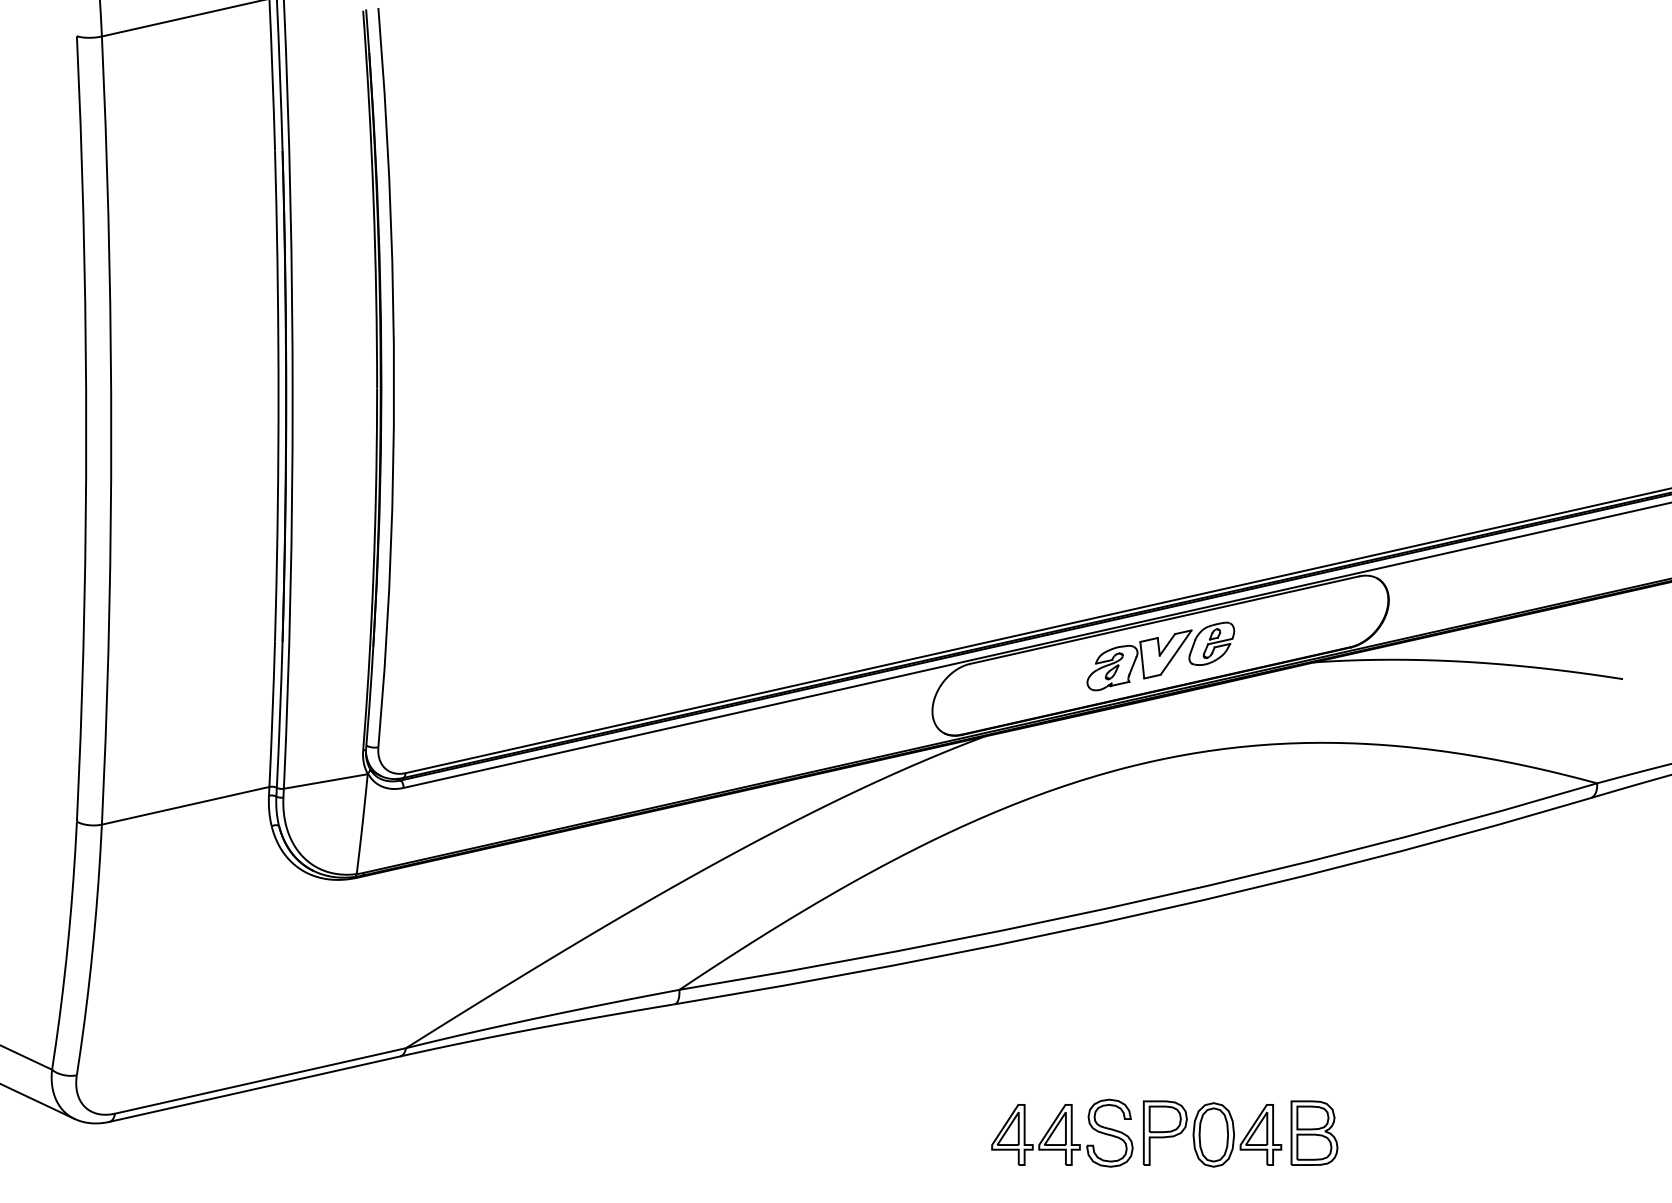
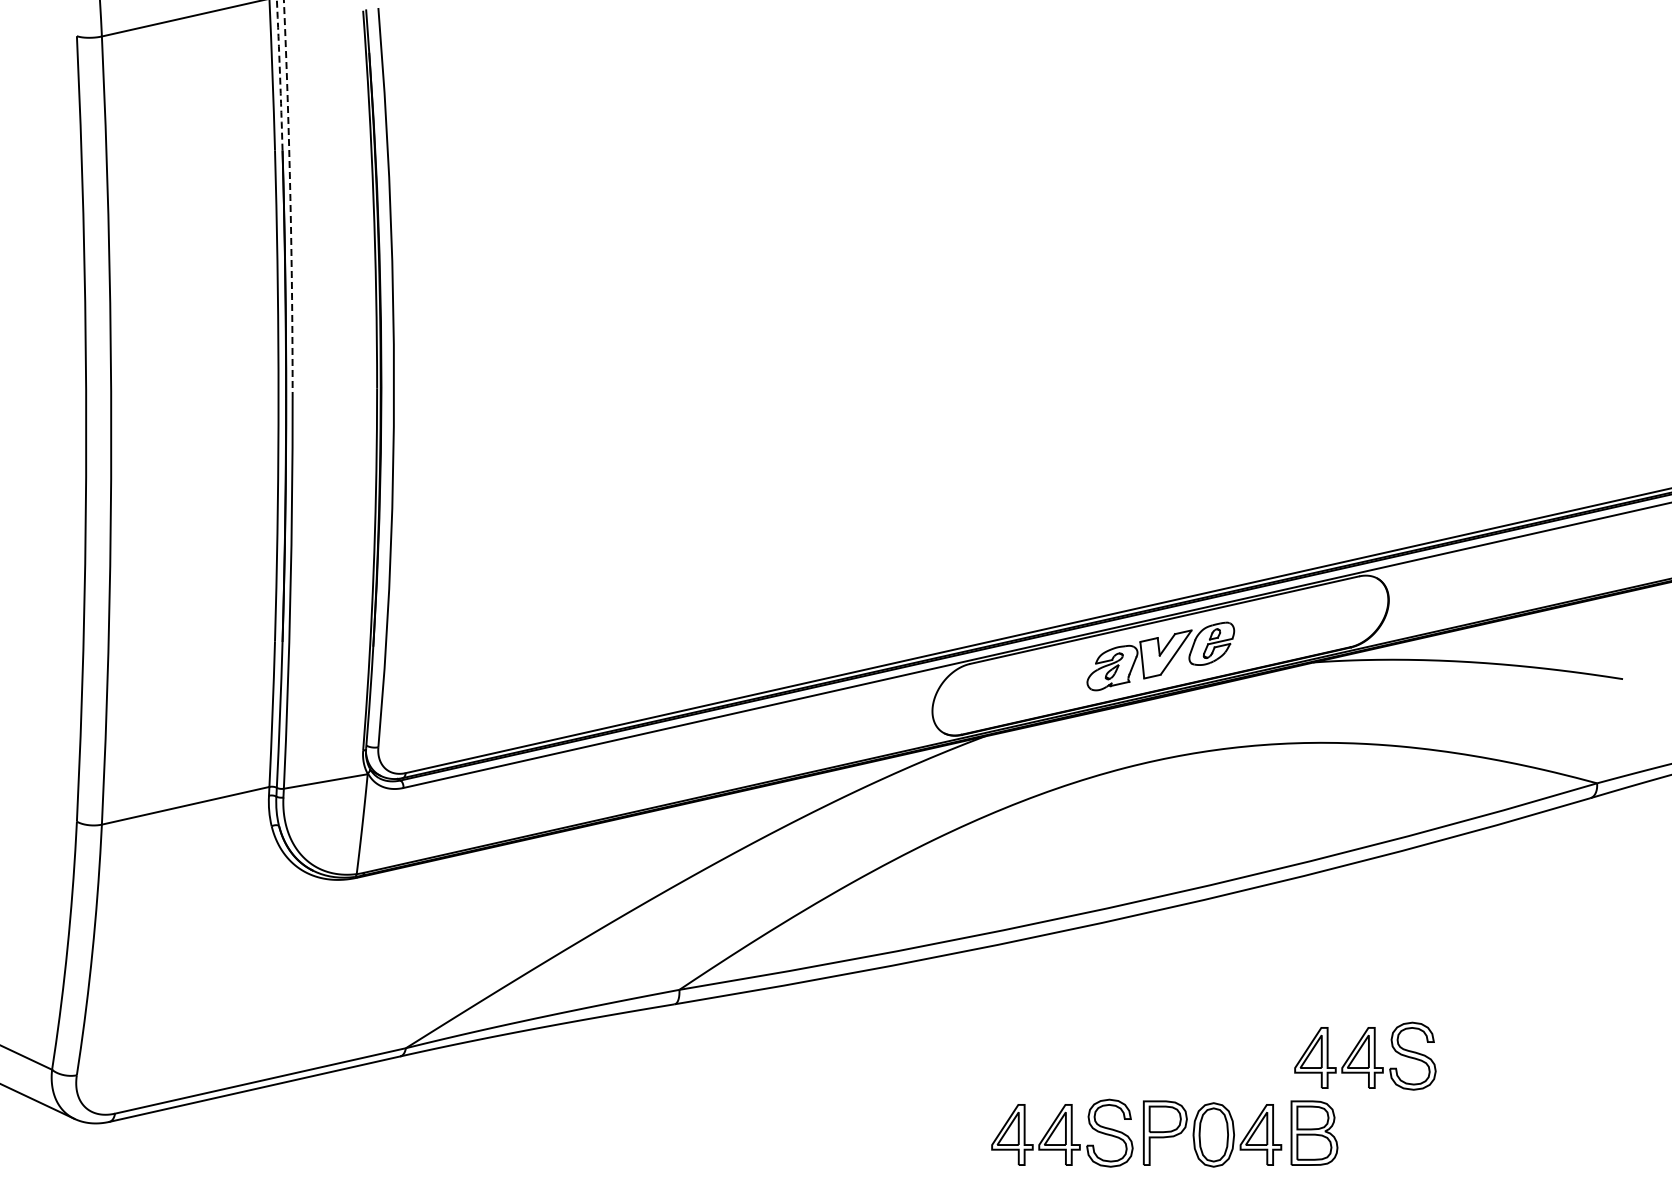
arc: solid -> dashed (280, 74)
arc: solid -> dashed (290, 198)
part: none -> present (1365, 1055)
